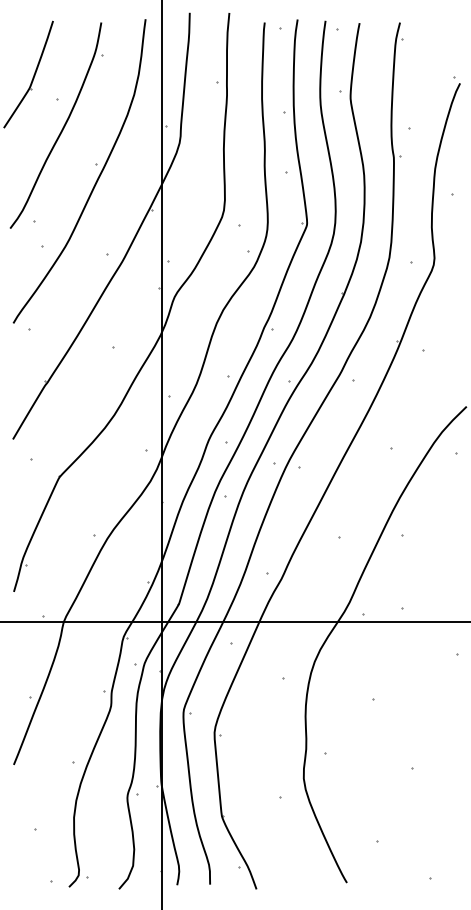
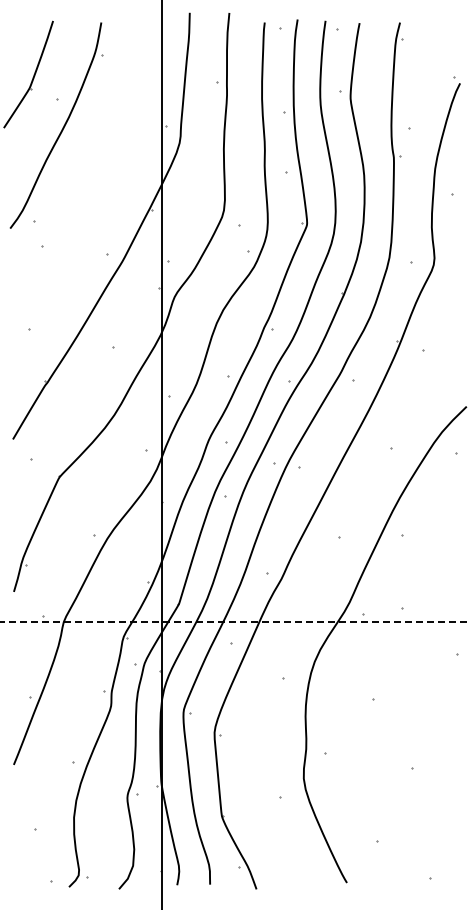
part: present -> none (95, 164)
line: solid -> dashed (235, 621)
